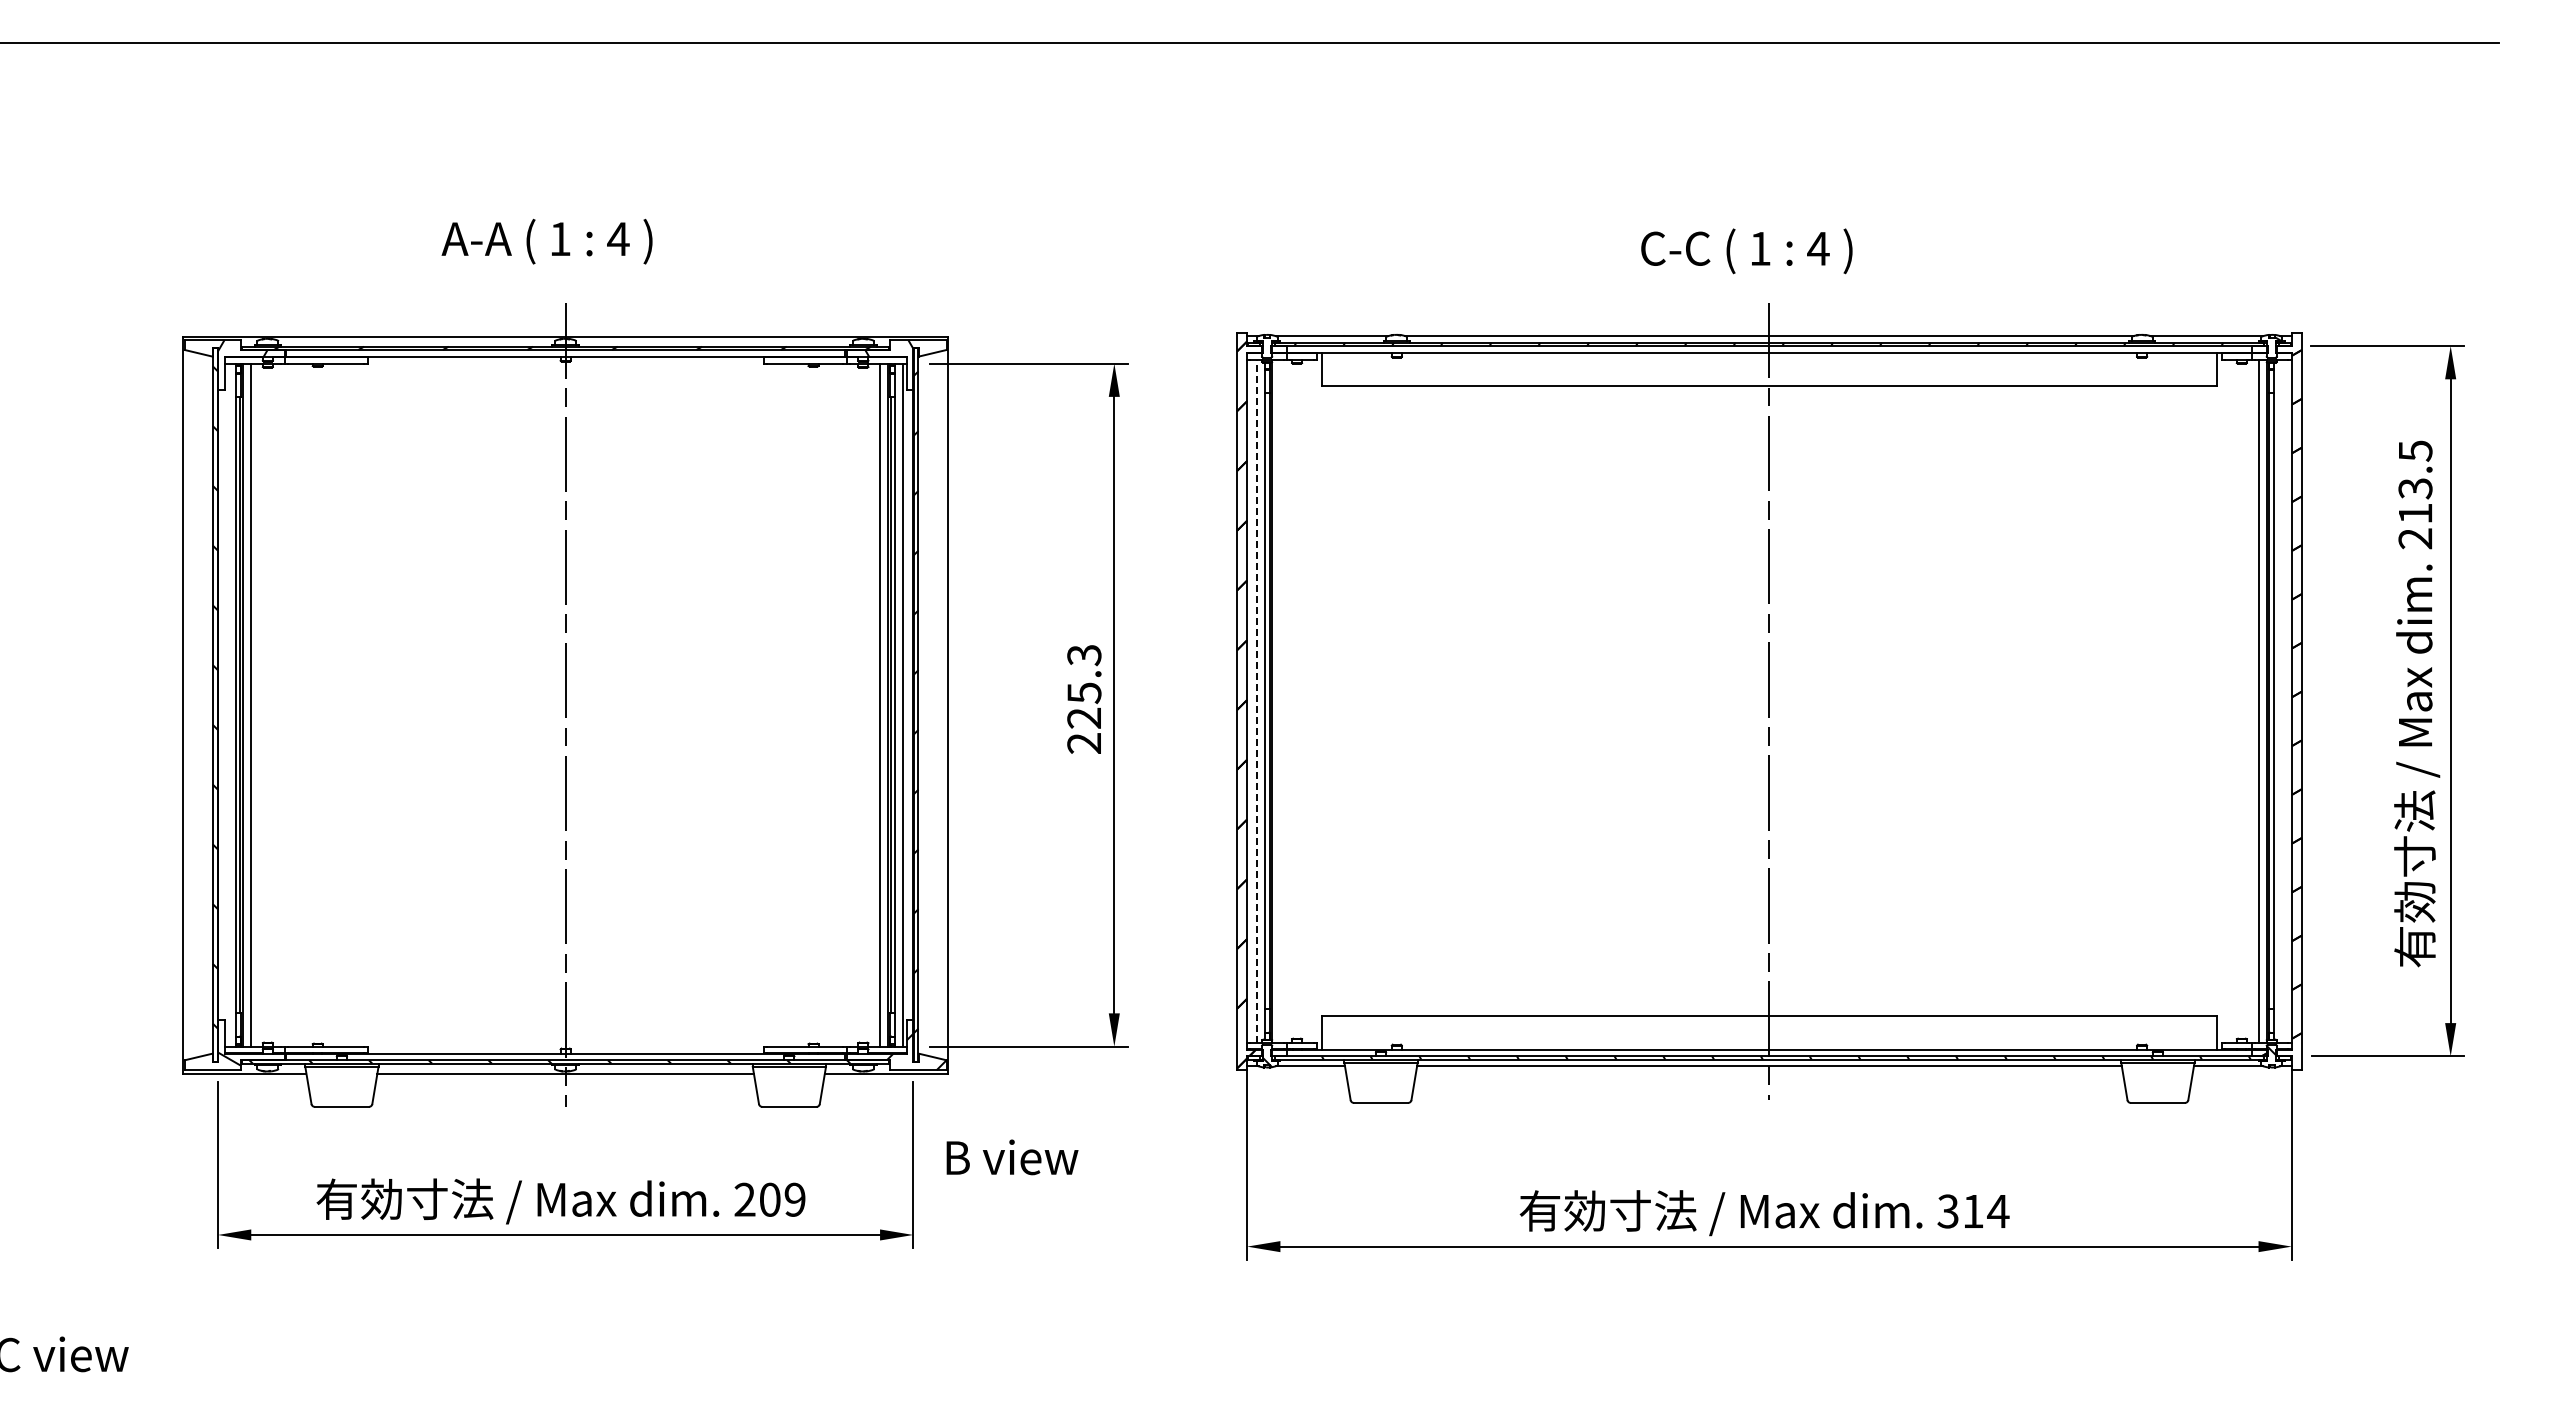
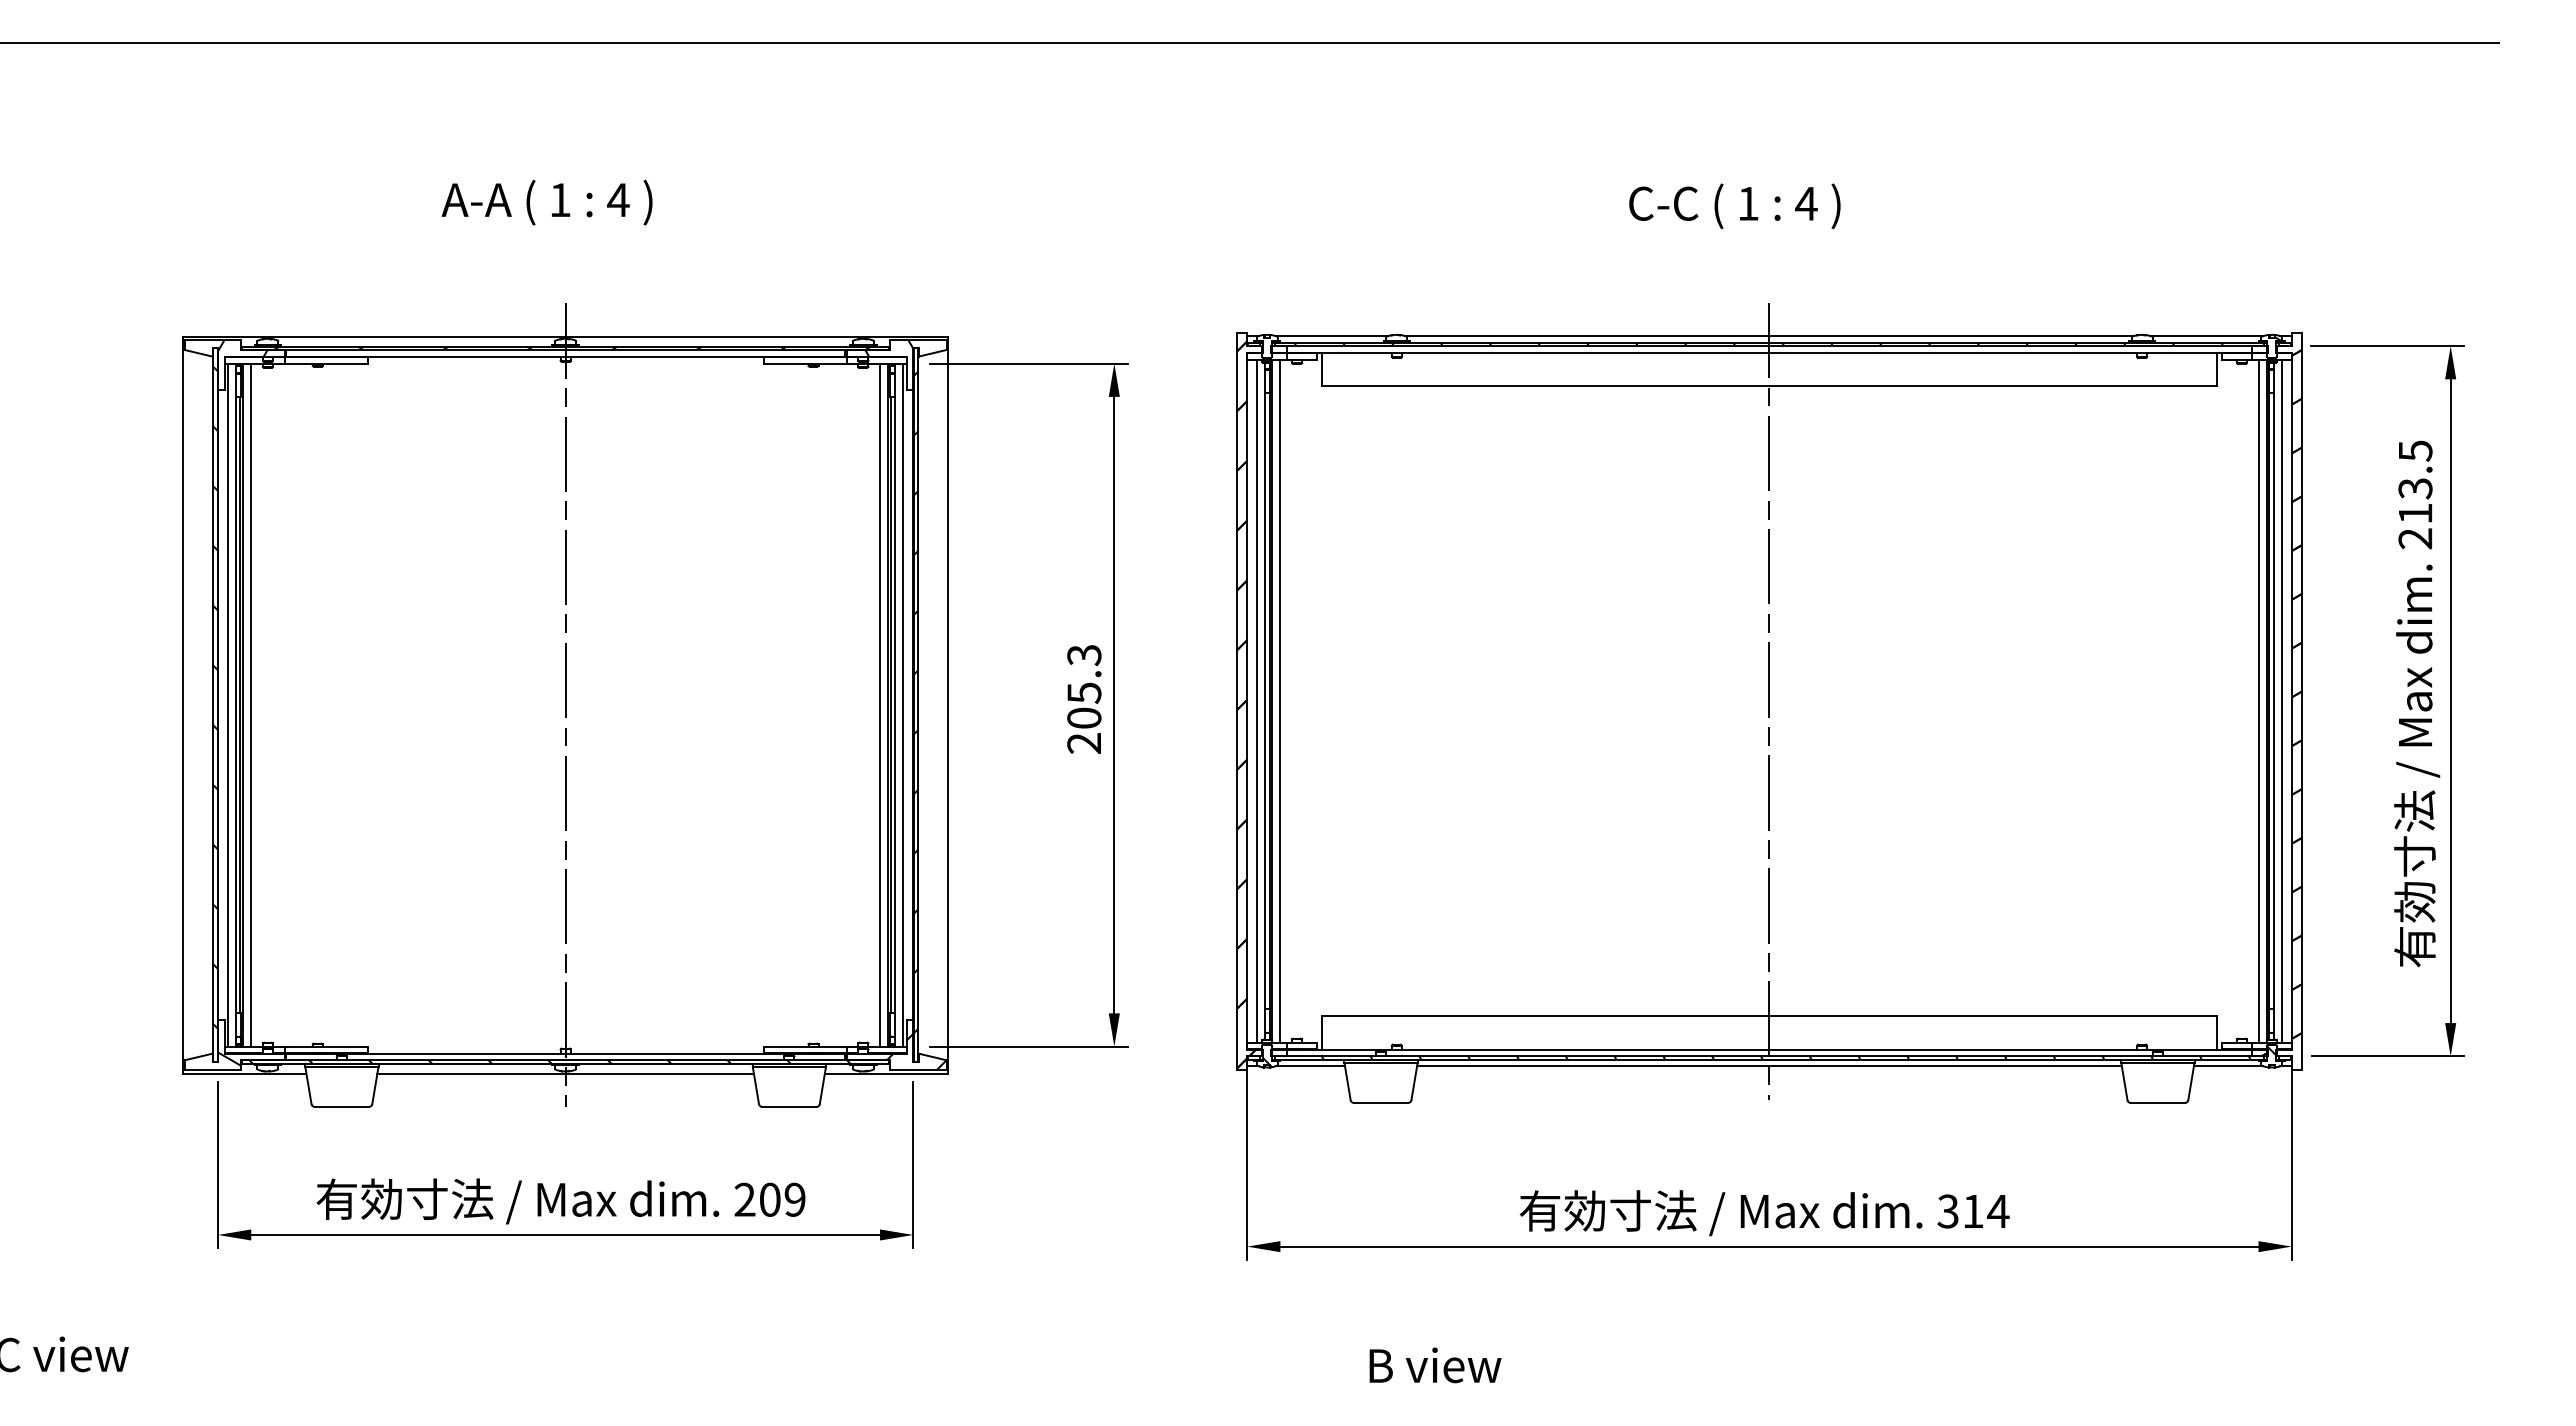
text position: (546, 241) -> (546, 202) (546, 202)
text position: (1746, 251) -> (1734, 206) (1734, 206)
line: none -> present (1280, 700)
line: none -> present (2281, 700)
line: dashed -> solid (1257, 701)
line: none -> present (227, 704)
text: 225.3 -> 205.3 (1084, 717)
text position: (1012, 1157) -> (1435, 1365) (1435, 1365)
